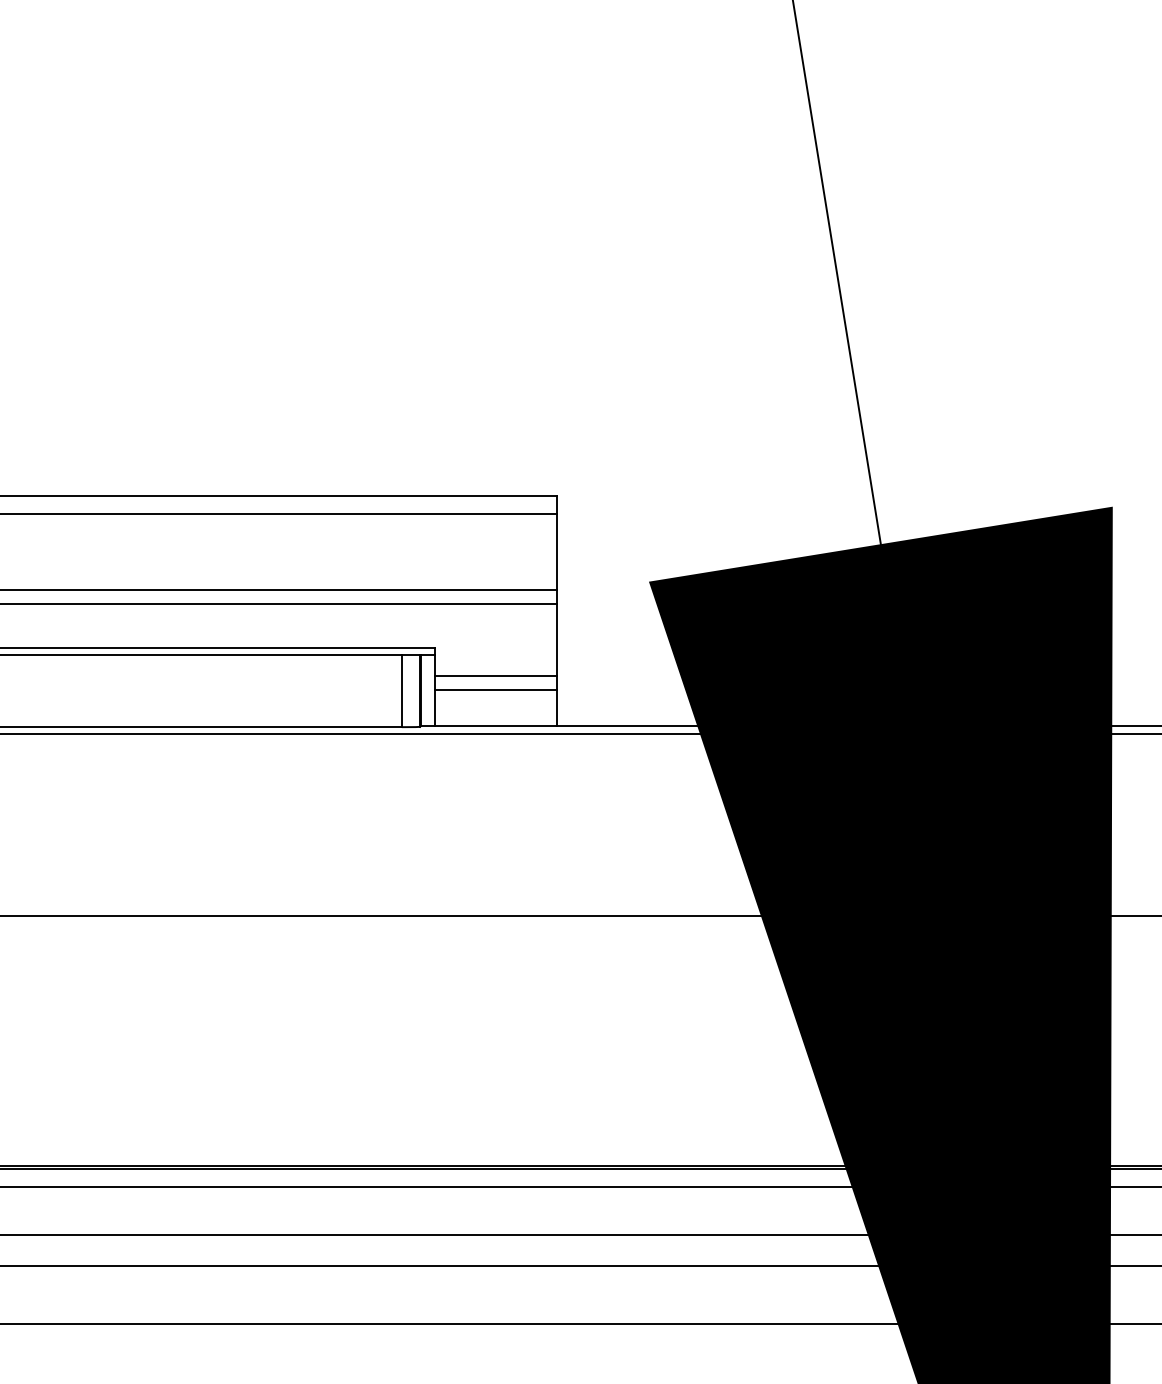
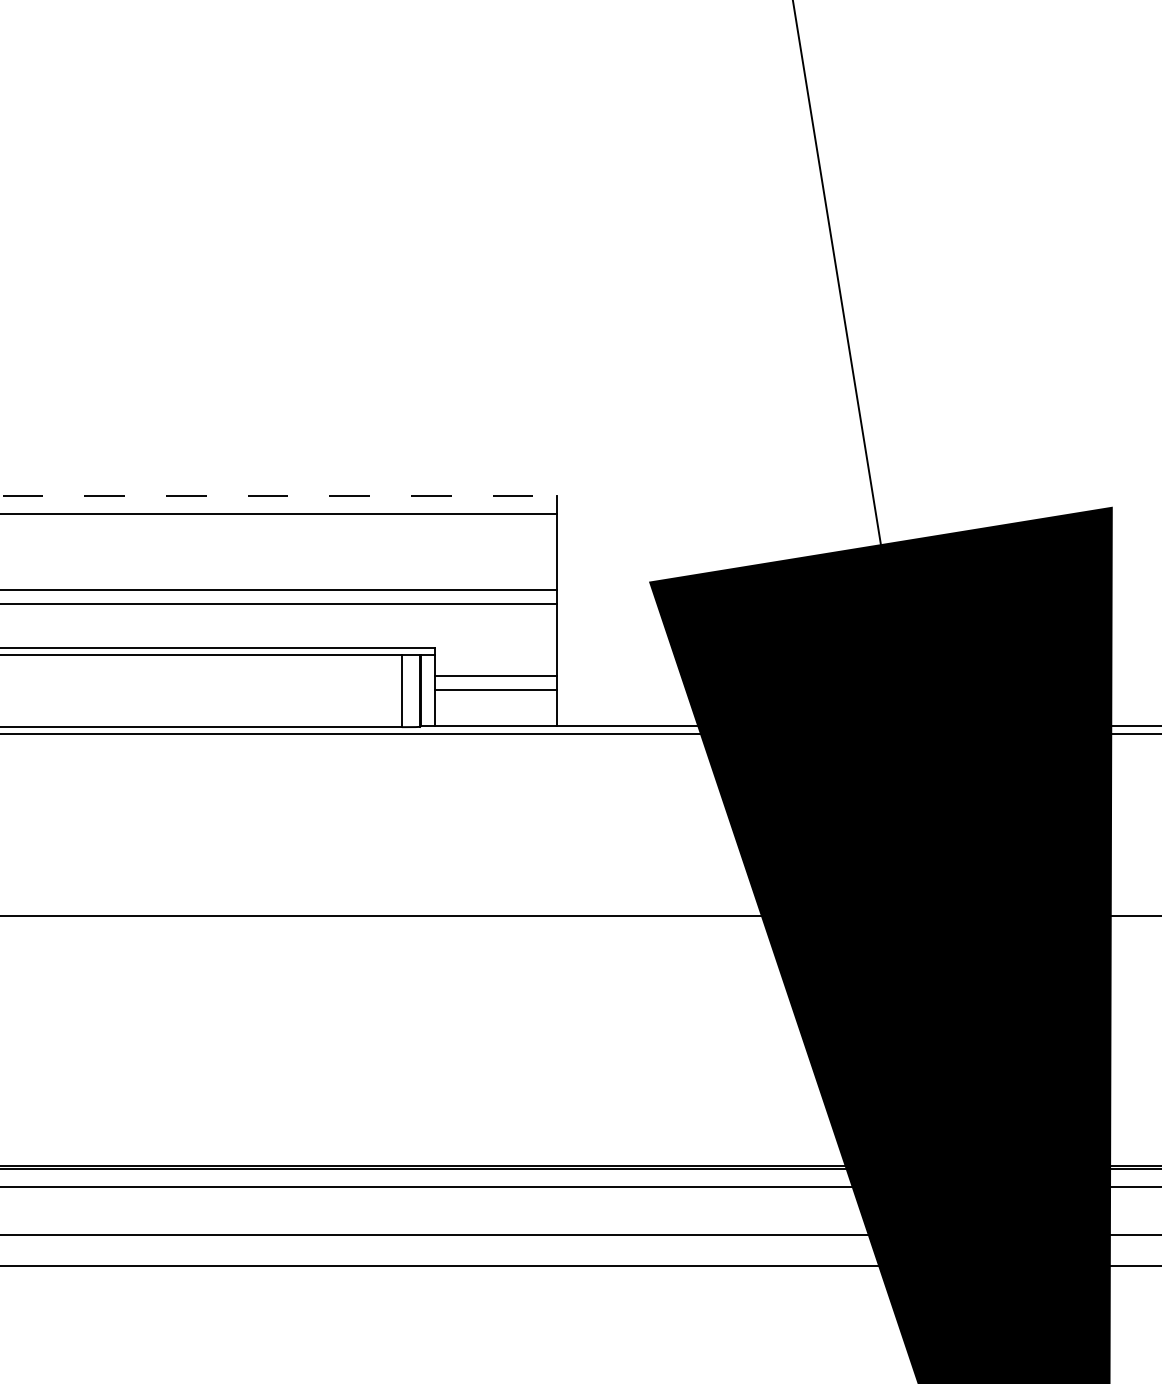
line: solid -> dashed (278, 495)
line: present -> none (580, 1323)
